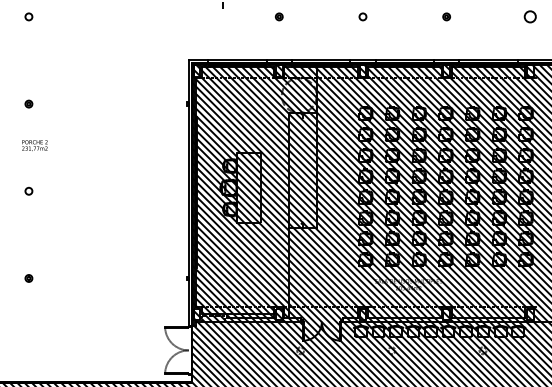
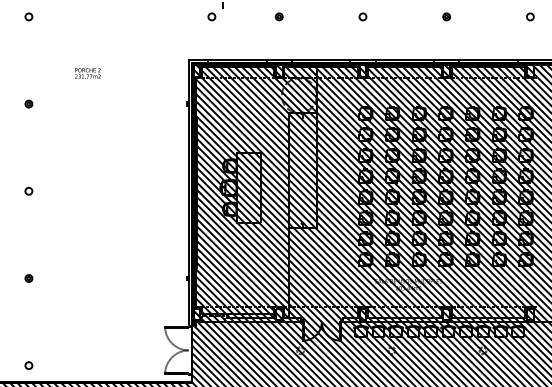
circle: none -> present (211, 16)
circle size: 14x14 px -> 9x10 px (530, 16)
text position: (34, 145) -> (87, 73) (87, 73)
circle: none -> present (28, 365)
